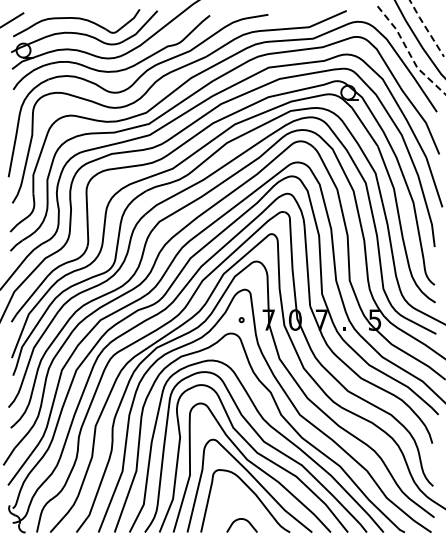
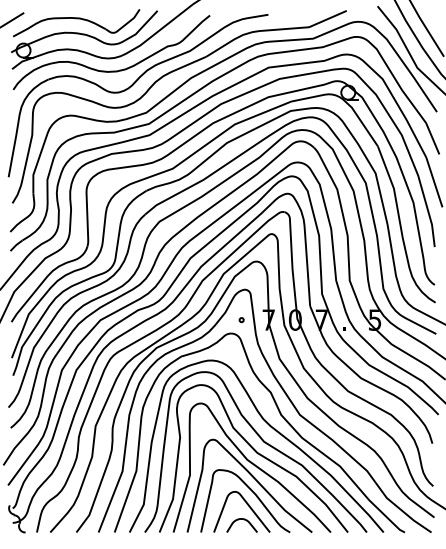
line: dashed -> solid (426, 28)
line: dashed -> solid (409, 53)
curve: none -> present (247, 505)
